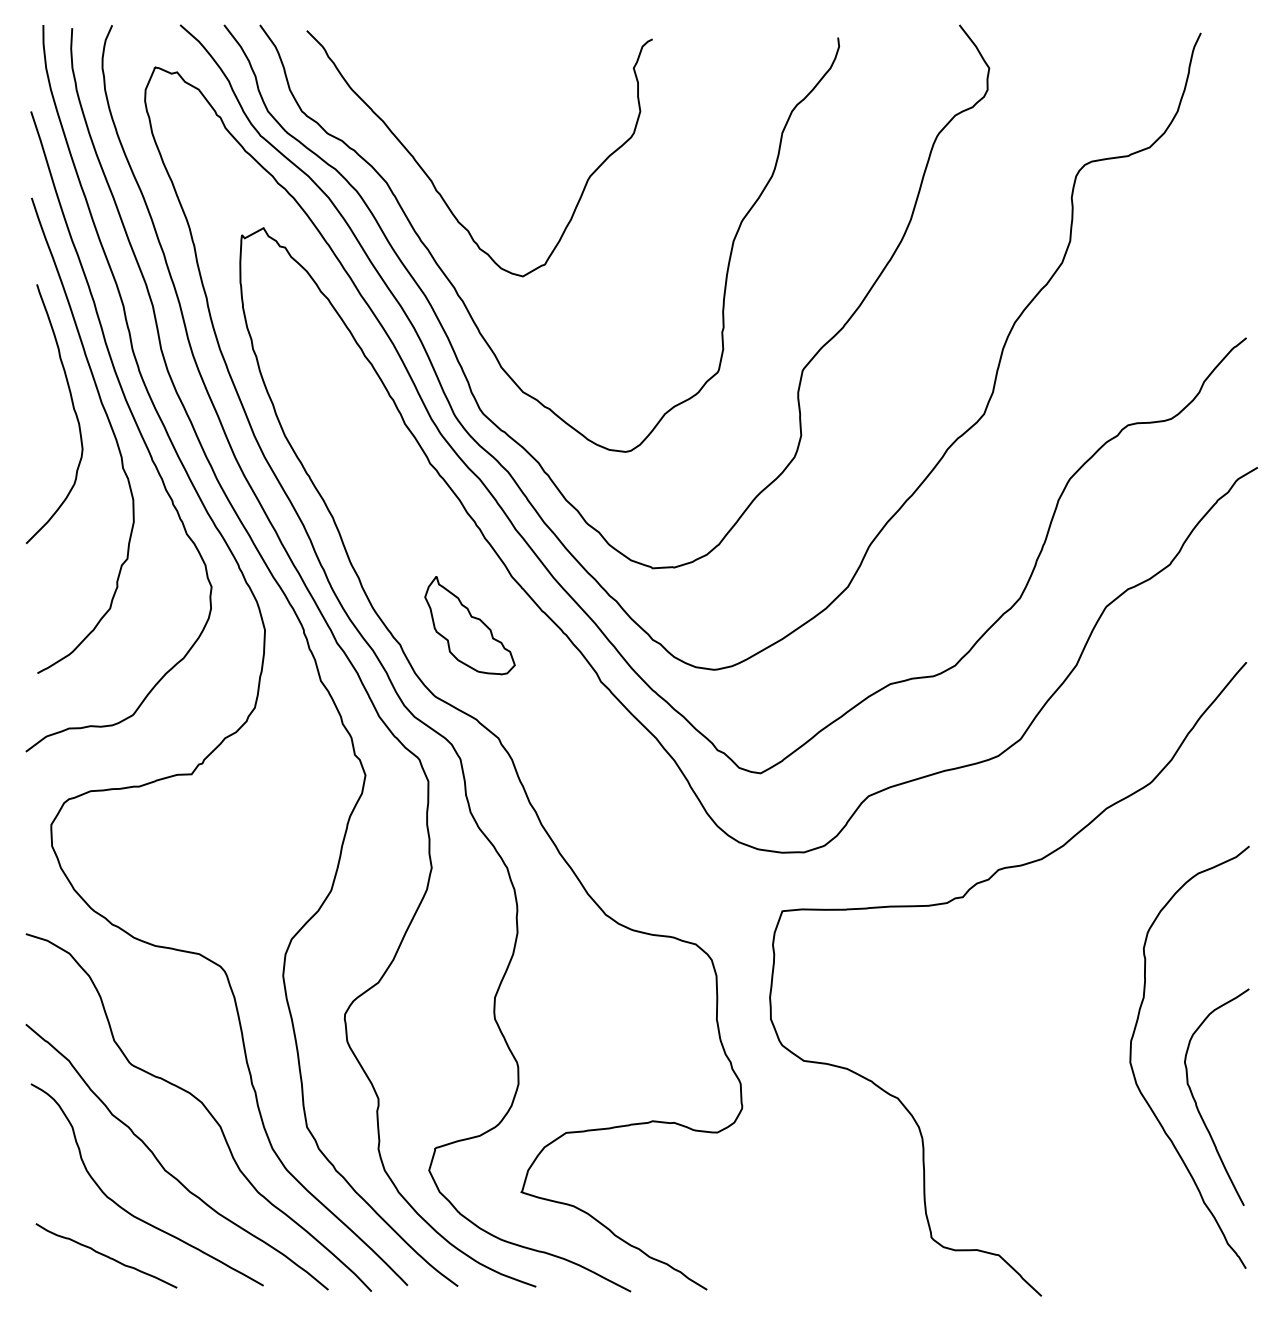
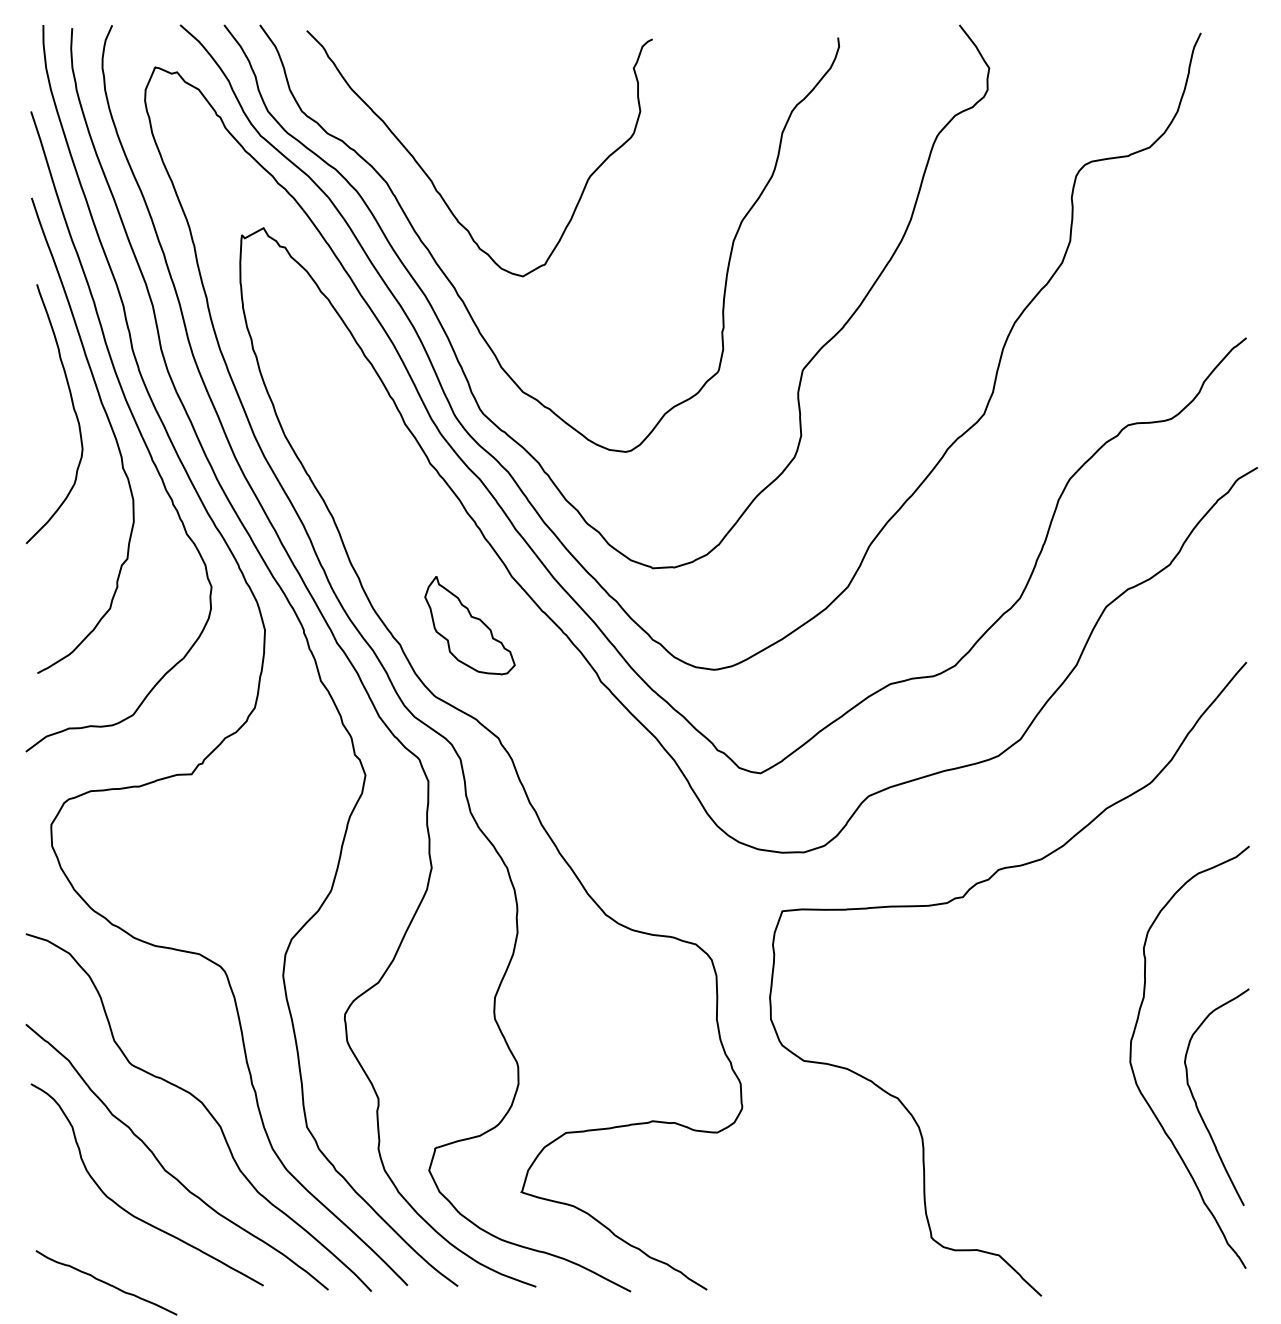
curve position: (106, 1255) -> (106, 1282) (106, 1282)
